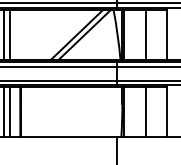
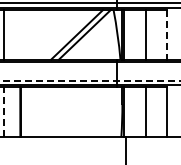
line: present -> none (10, 34)
line: solid -> dashed (166, 34)
line: present -> none (89, 67)
line: solid -> dashed (90, 80)
line: present -> none (10, 111)
line: solid -> dashed (4, 112)
line position: (117, 148) -> (126, 148) (126, 148)
